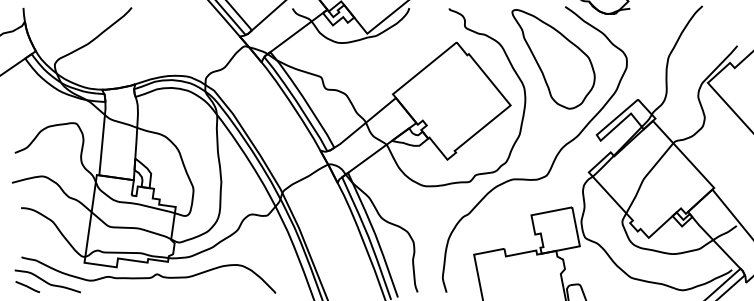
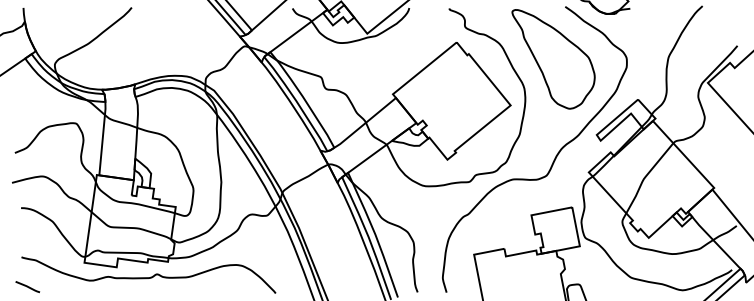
curve: present -> none (47, 281)
